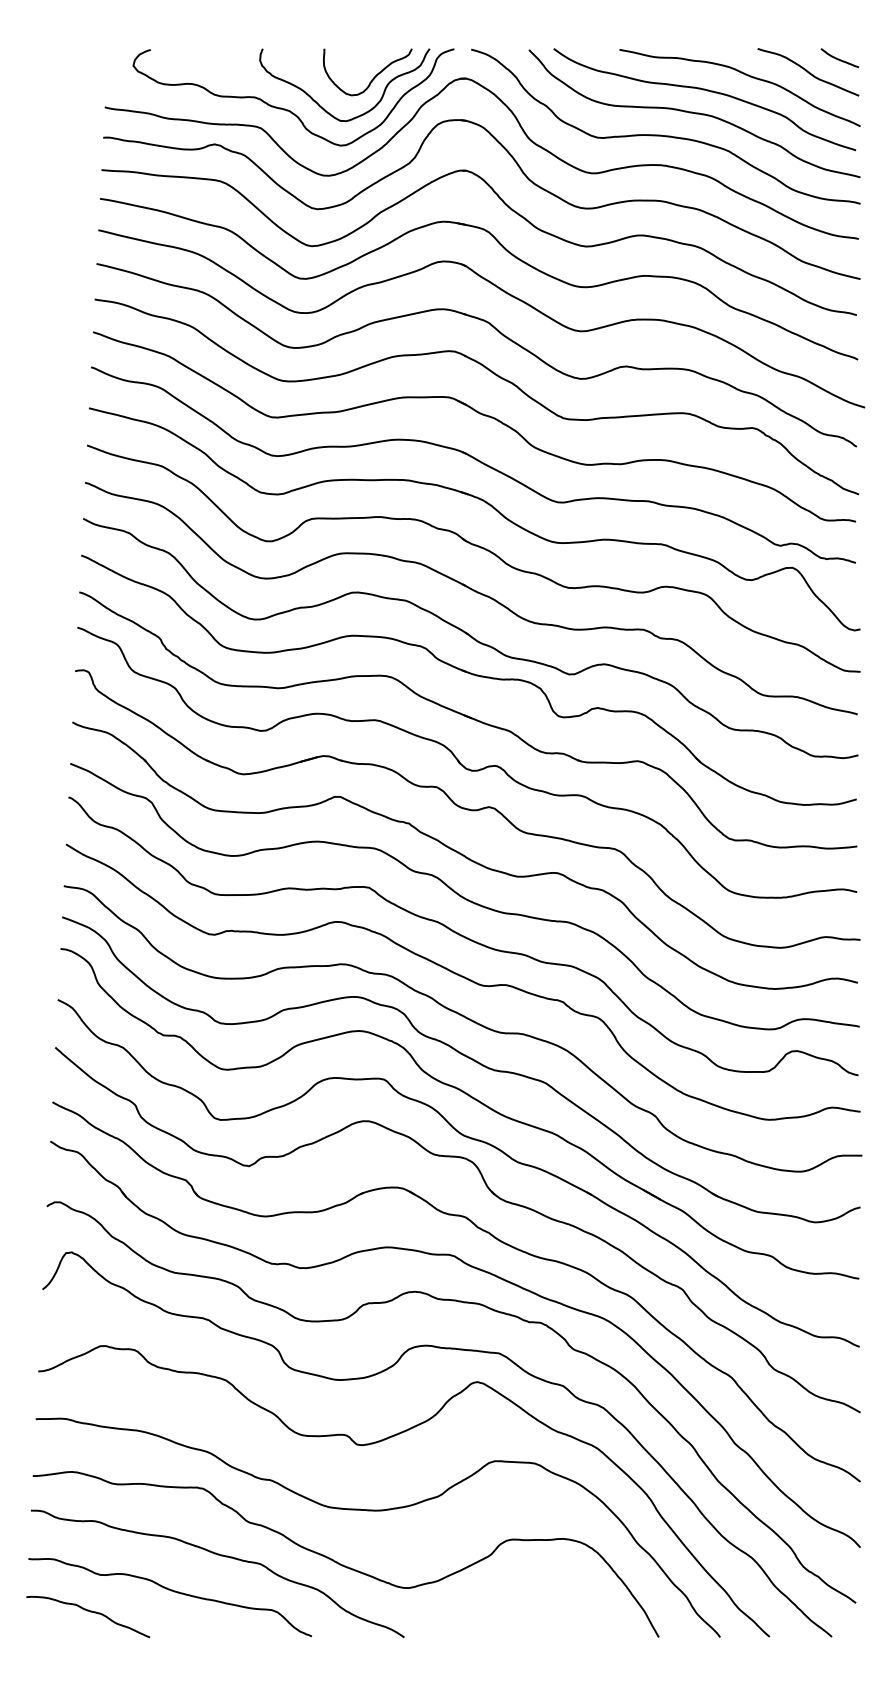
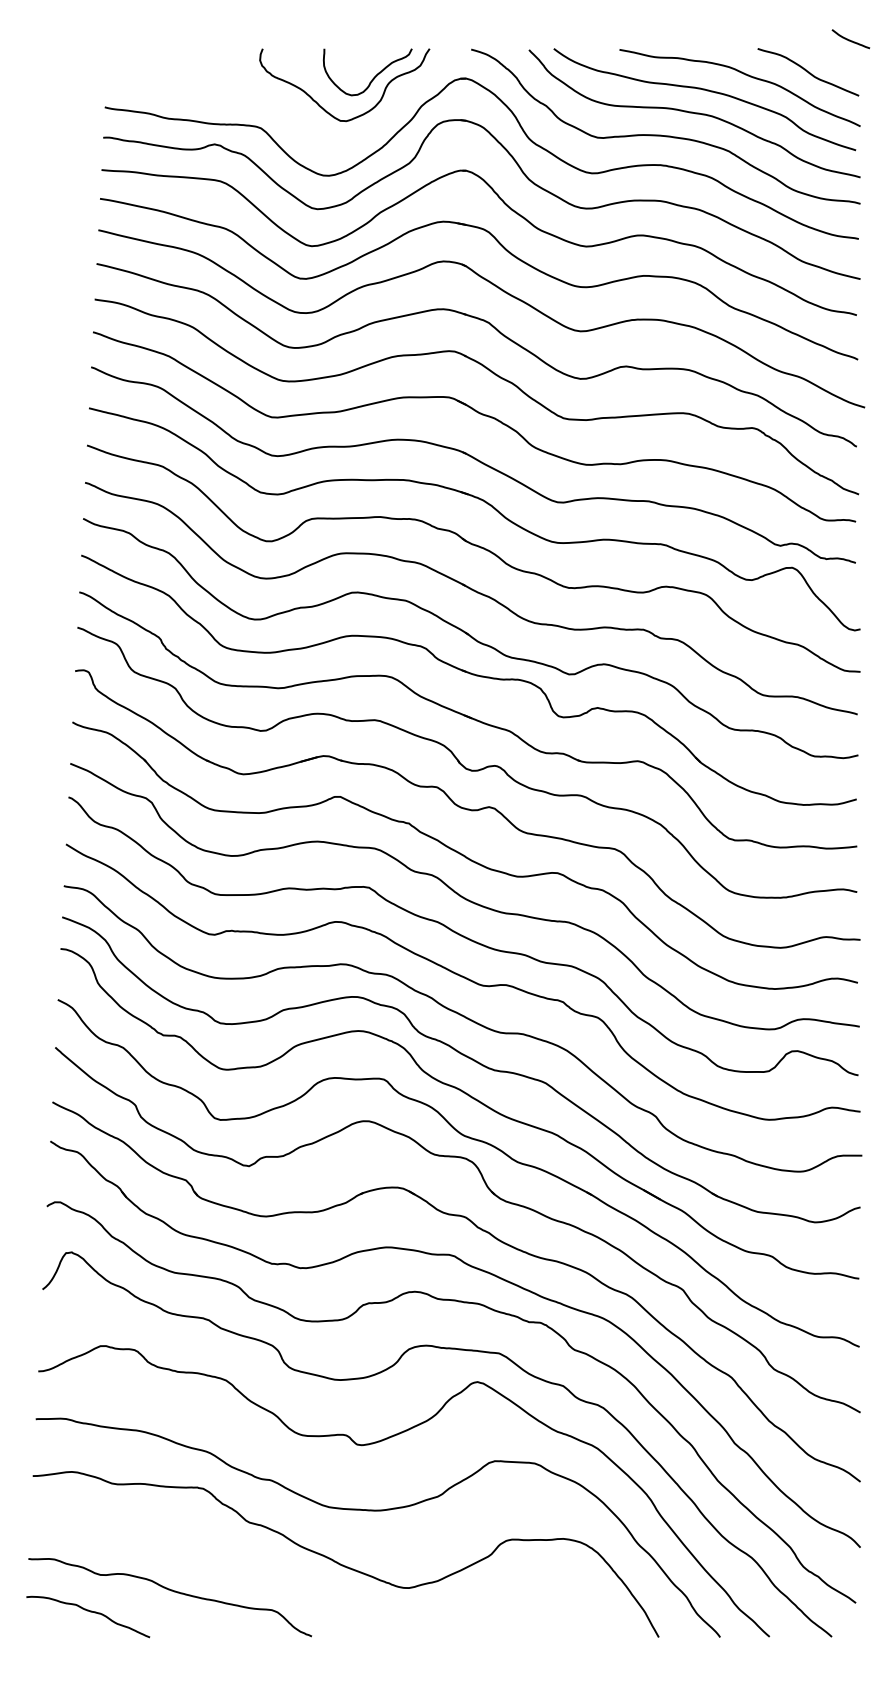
curve position: (839, 58) -> (850, 39) (850, 39)
curve: present -> none (288, 109)
curve: present -> none (221, 1556)
